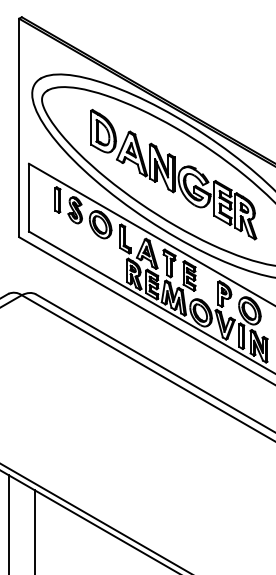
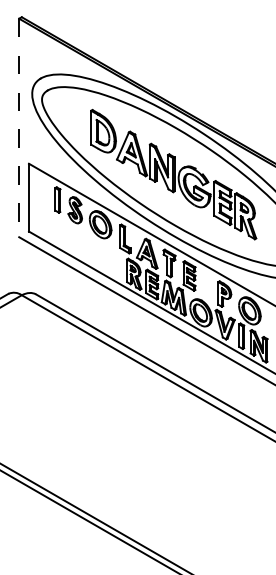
line: solid -> dashed (19, 128)
line: present -> none (8, 523)
line: present -> none (34, 530)
